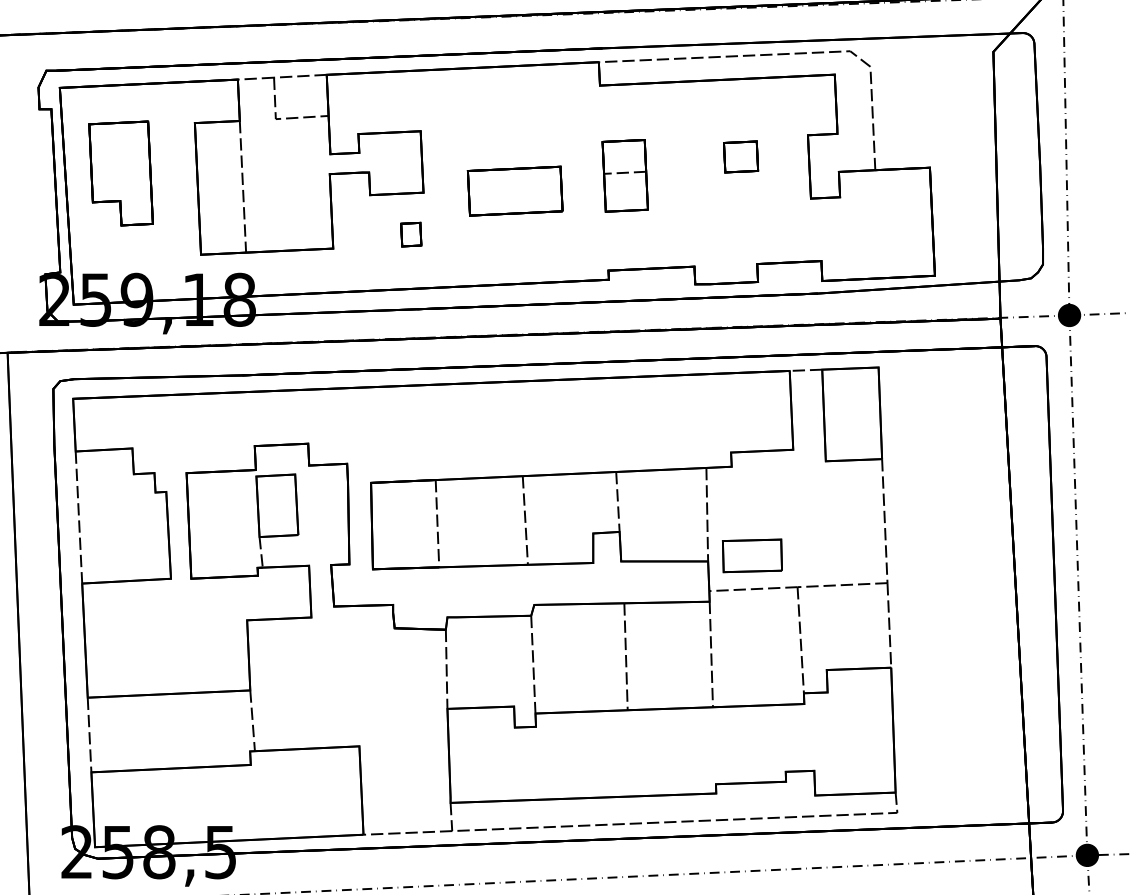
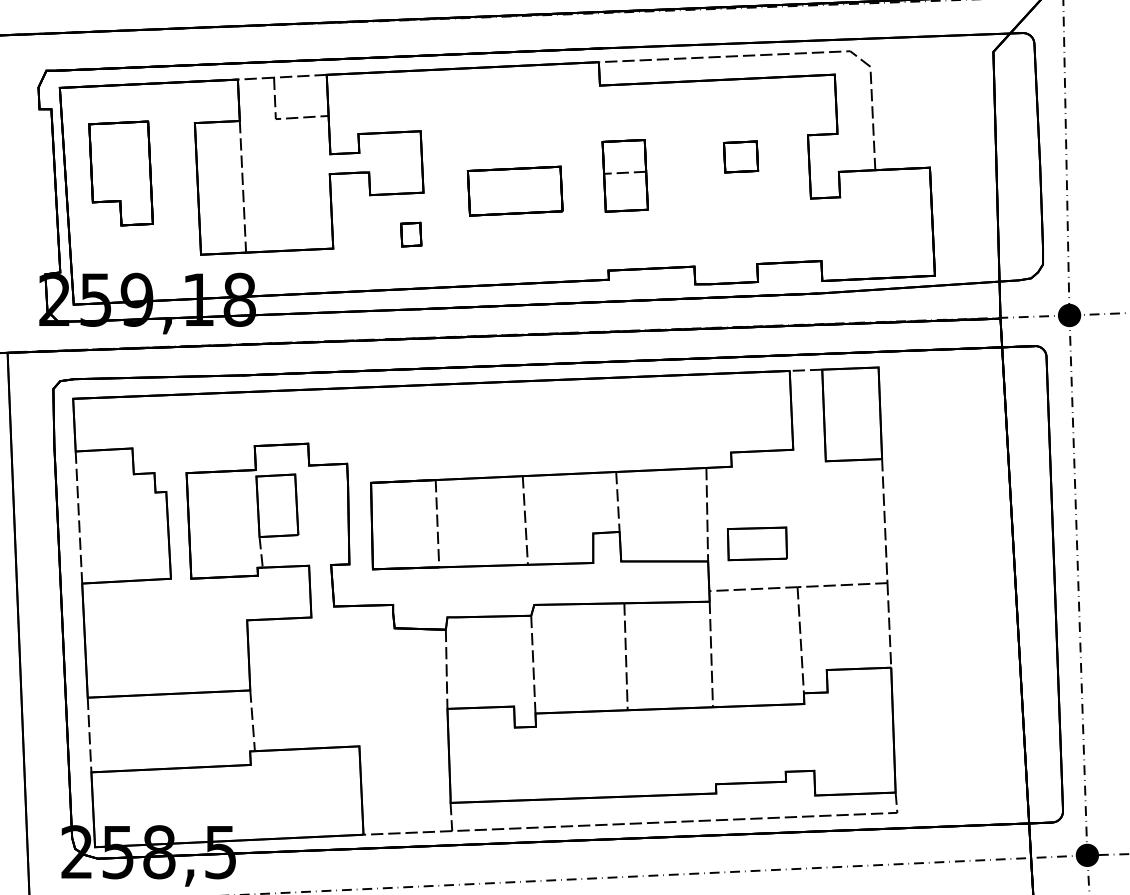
part position: (752, 555) -> (757, 543) (757, 543)
